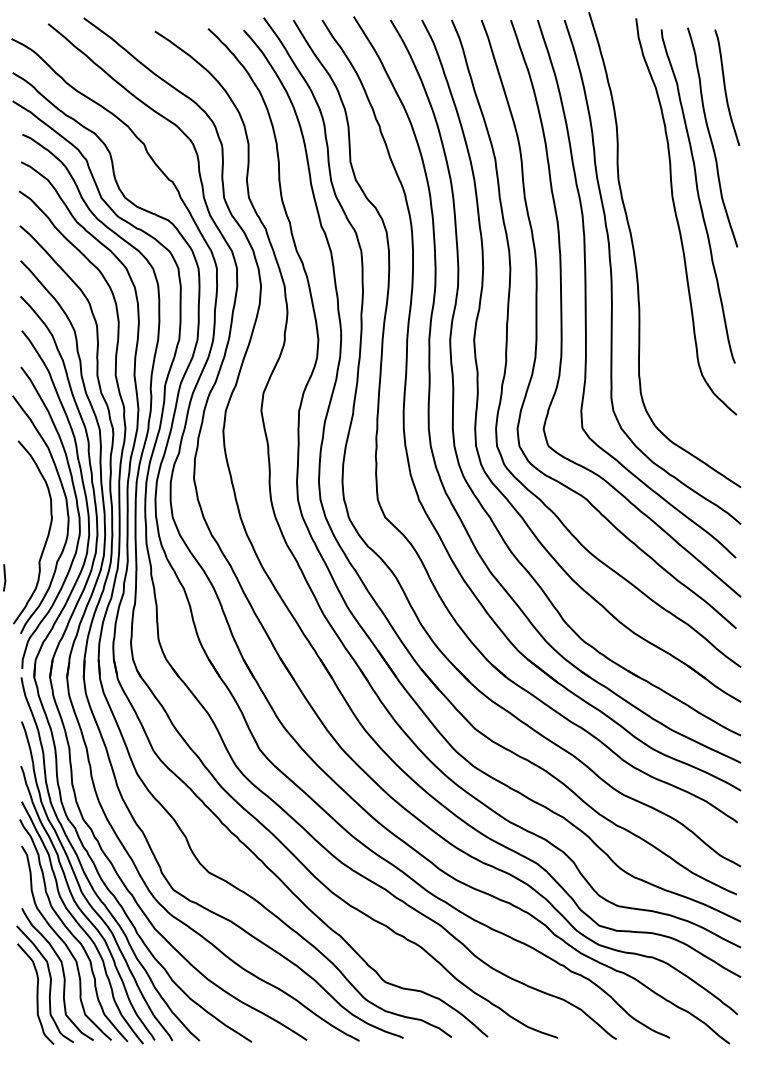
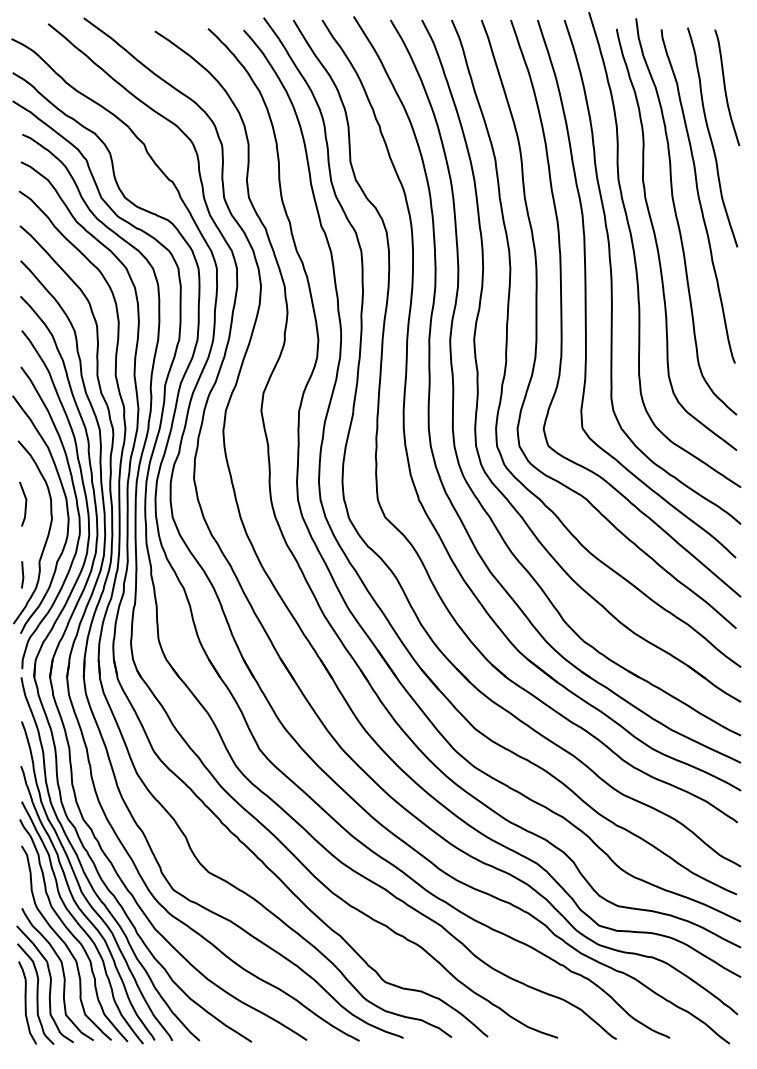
curve: none -> present (657, 242)
line: none -> present (25, 503)
line position: (4, 577) -> (22, 574) (22, 574)
curve: none -> present (26, 1002)
